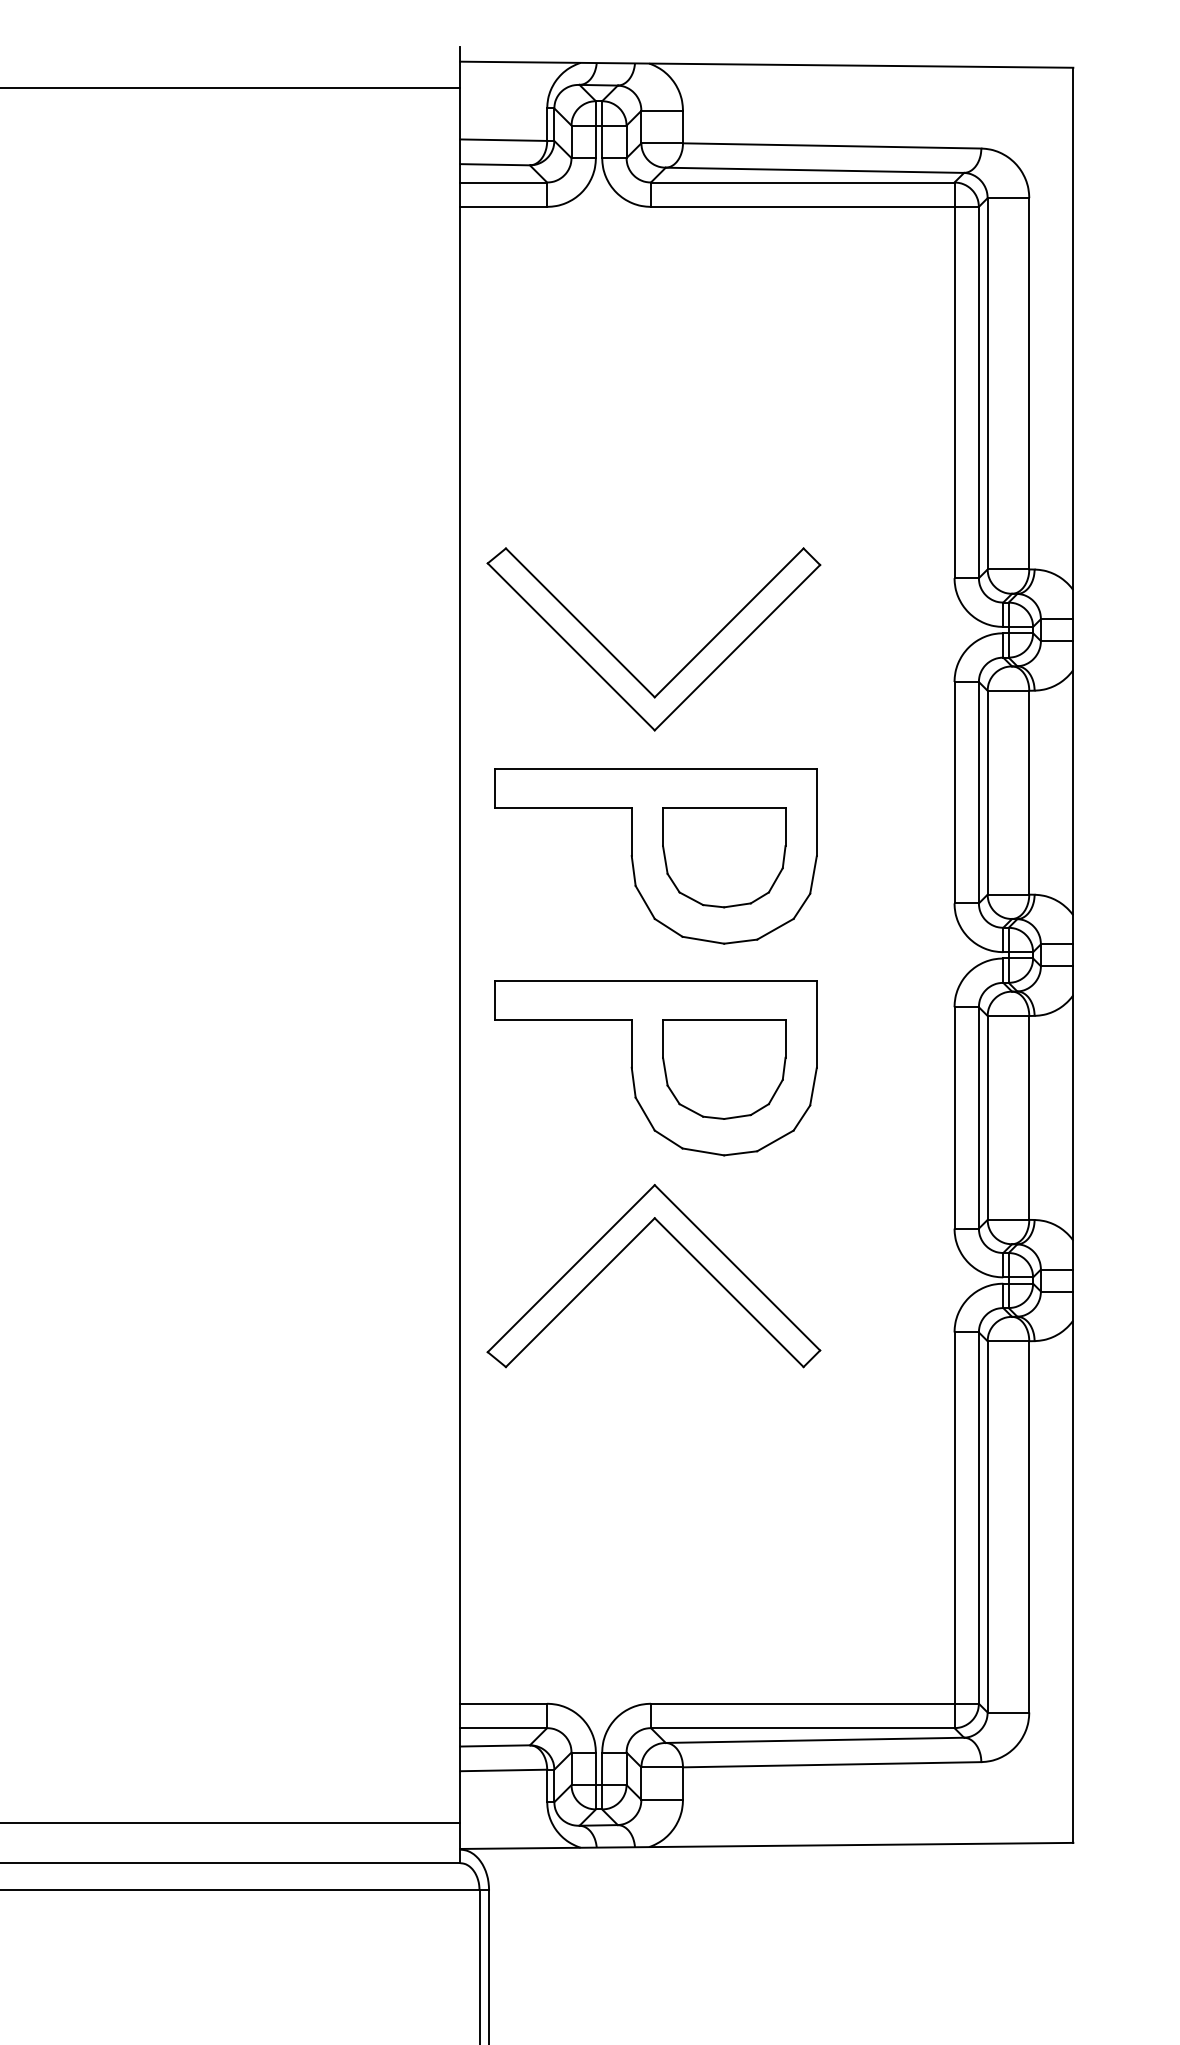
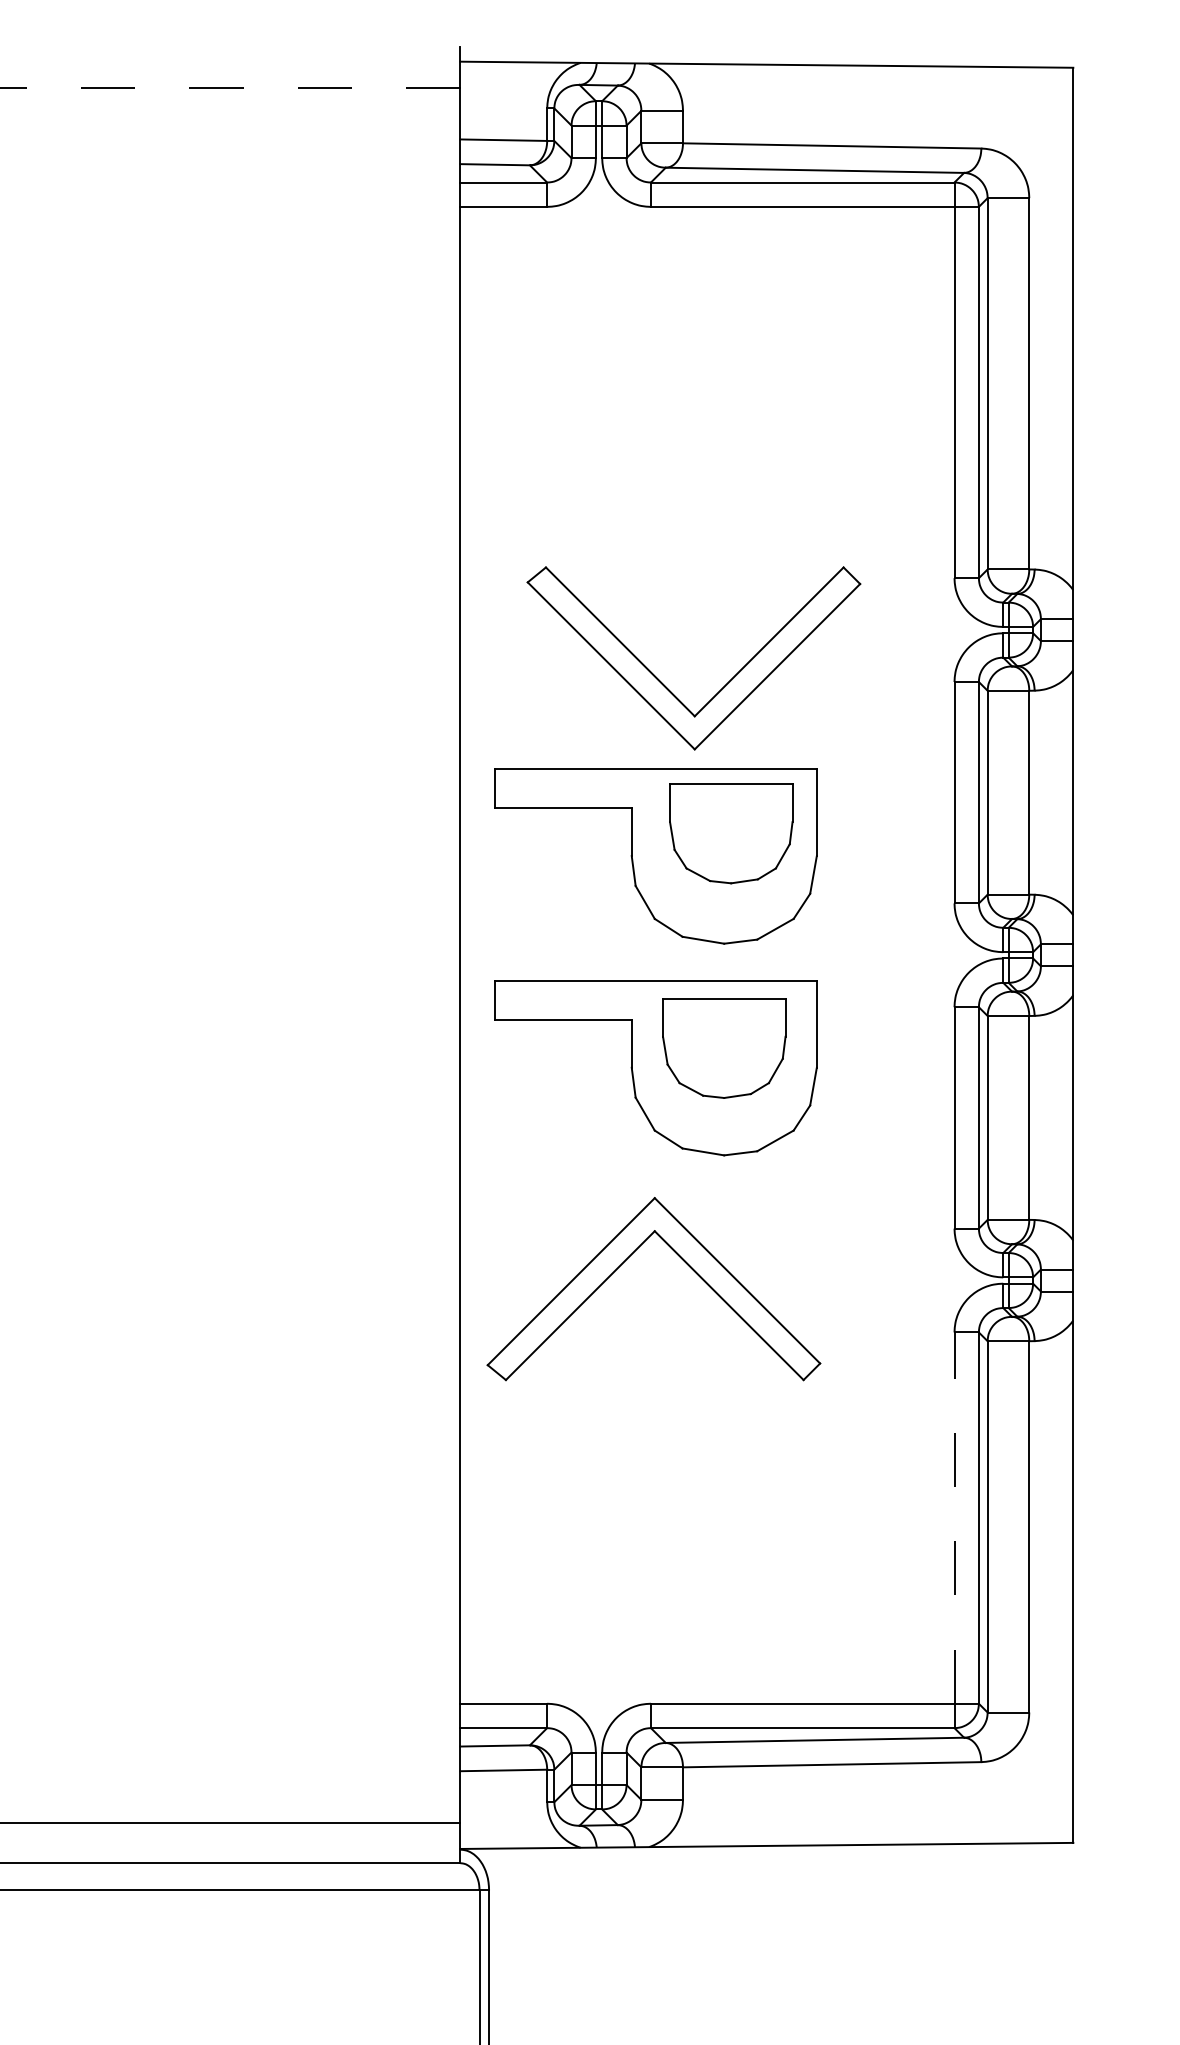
line: solid -> dashed (230, 88)
part position: (625, 666) -> (665, 685) (665, 685)
part position: (724, 857) -> (731, 833) (731, 833)
part position: (724, 1069) -> (724, 1048) (724, 1048)
part position: (625, 1248) -> (625, 1261) (625, 1261)
line: solid -> dashed (954, 1518)
